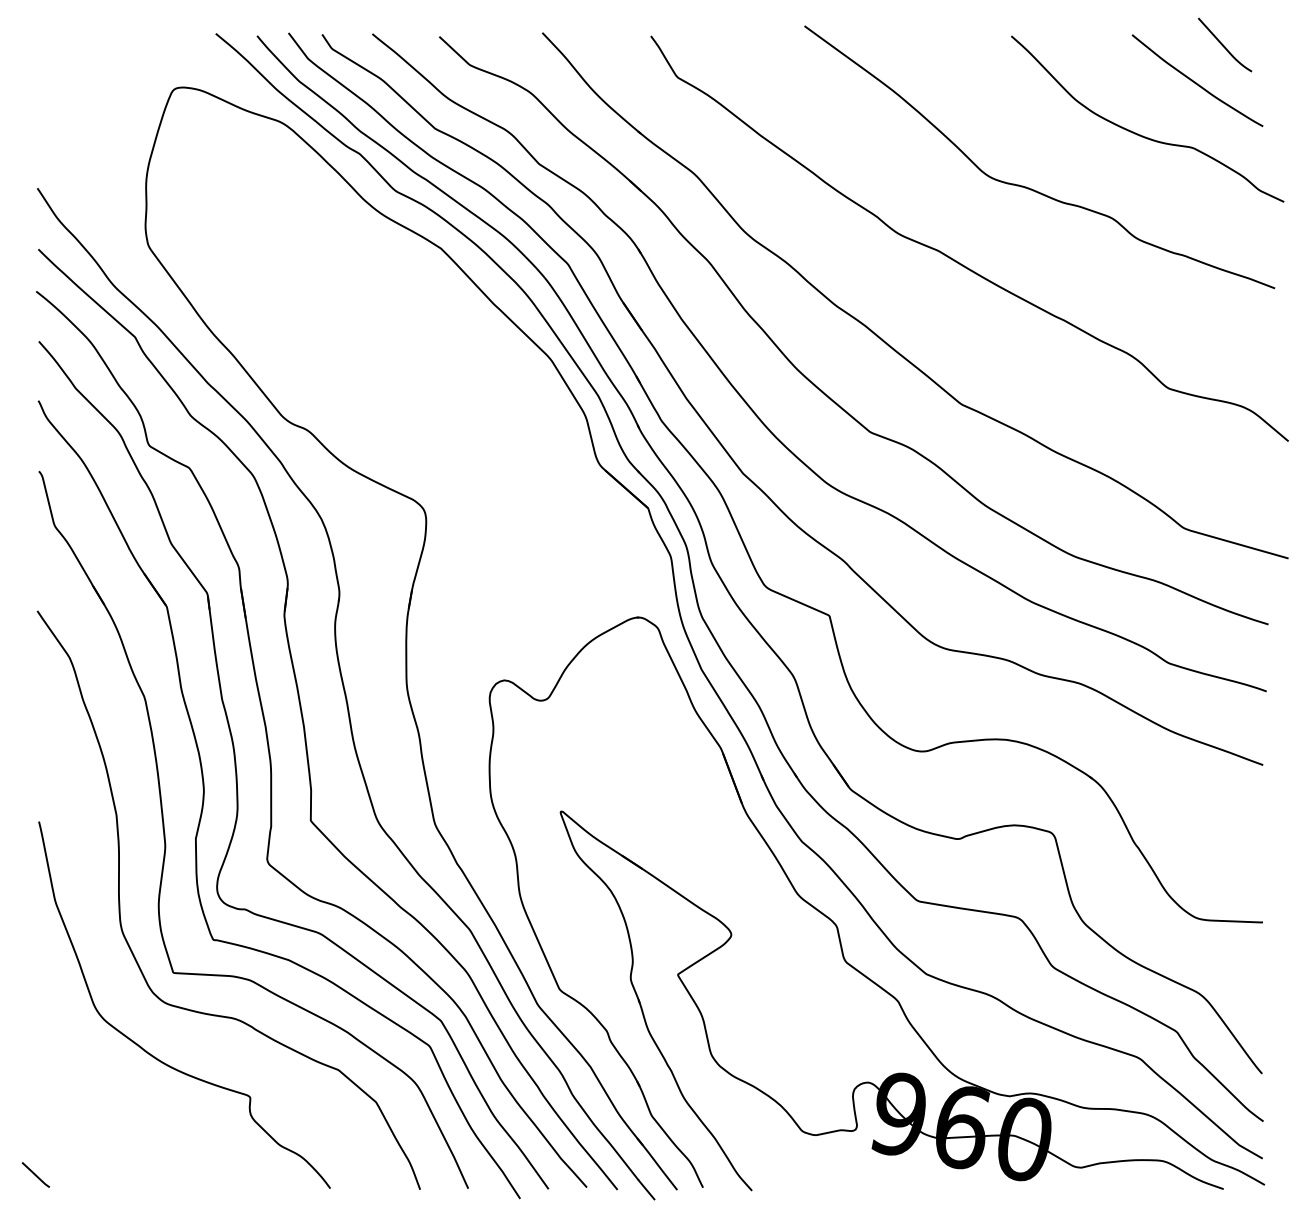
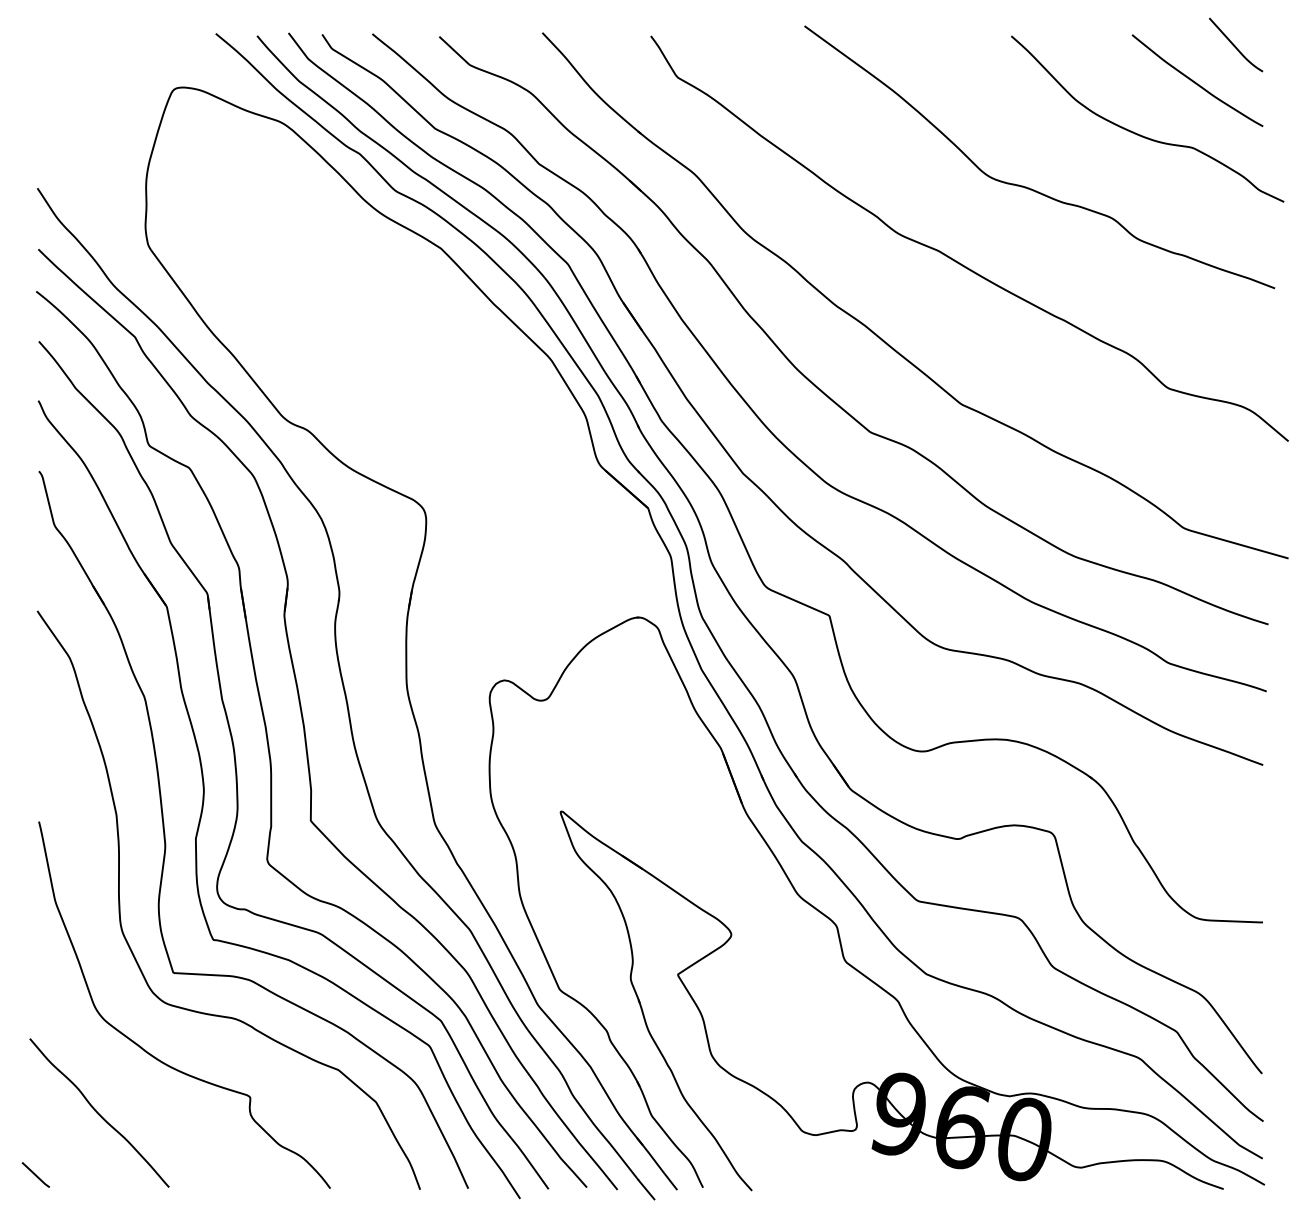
curve position: (1224, 45) -> (1235, 45) (1235, 45)
curve: none -> present (98, 1112)
